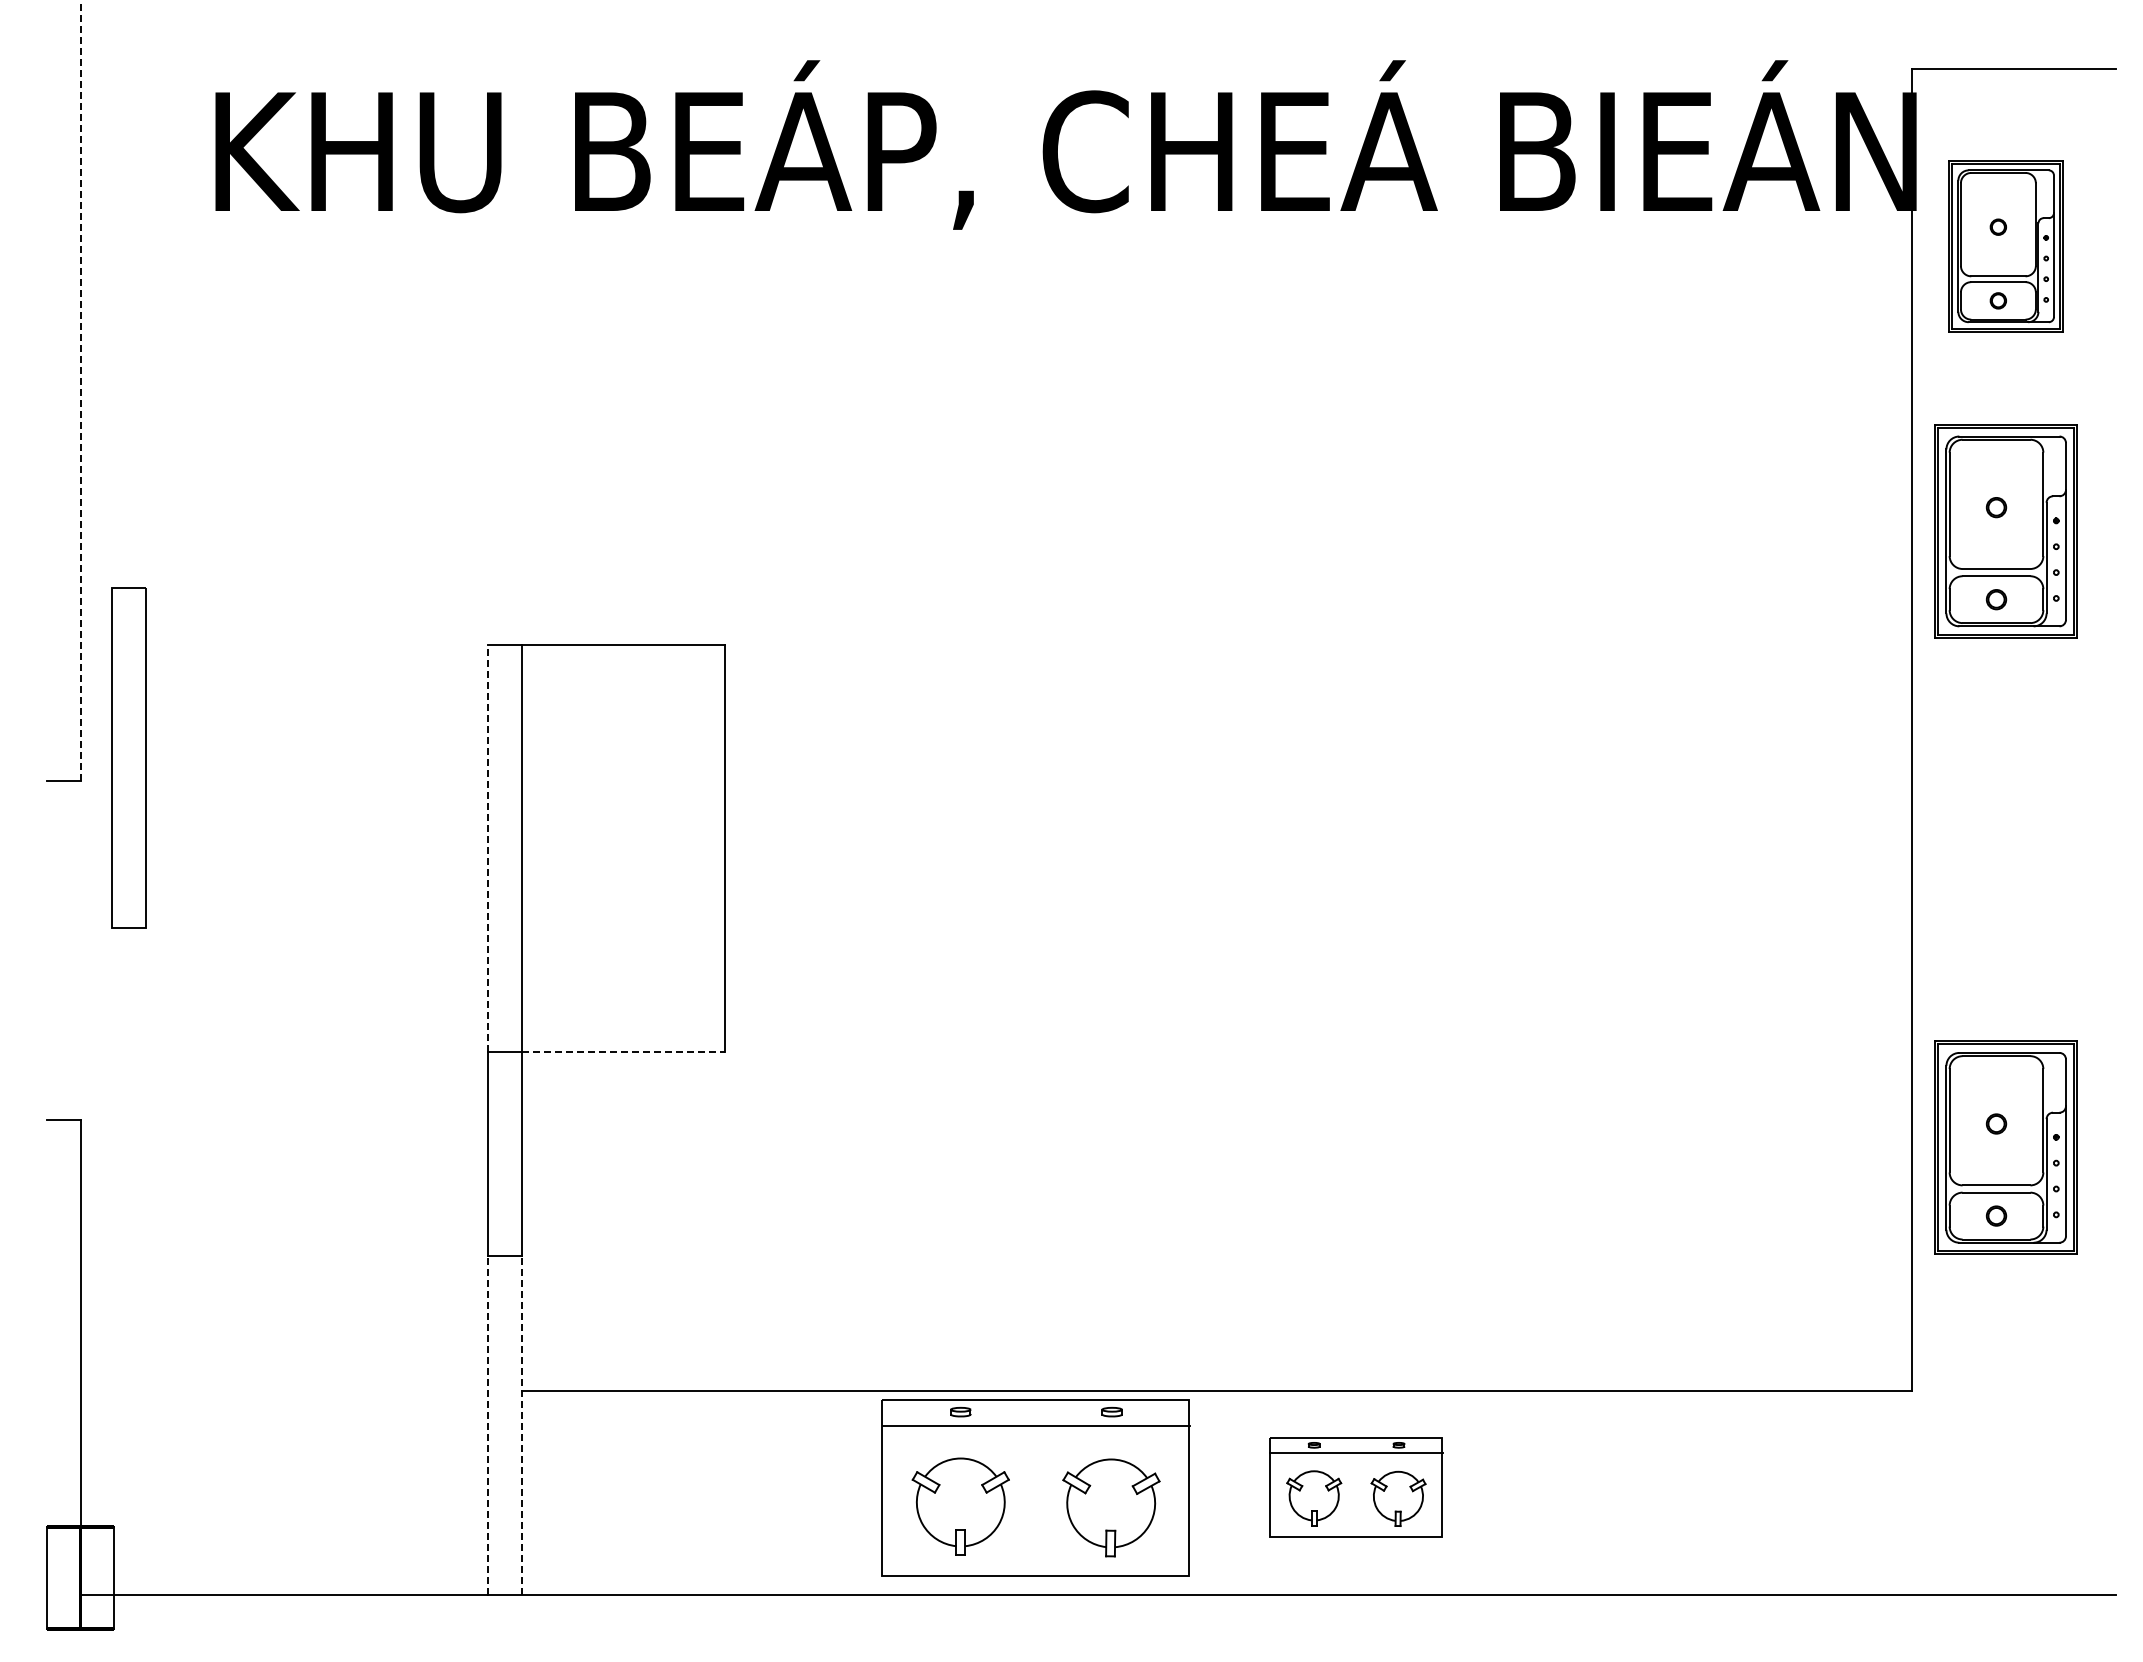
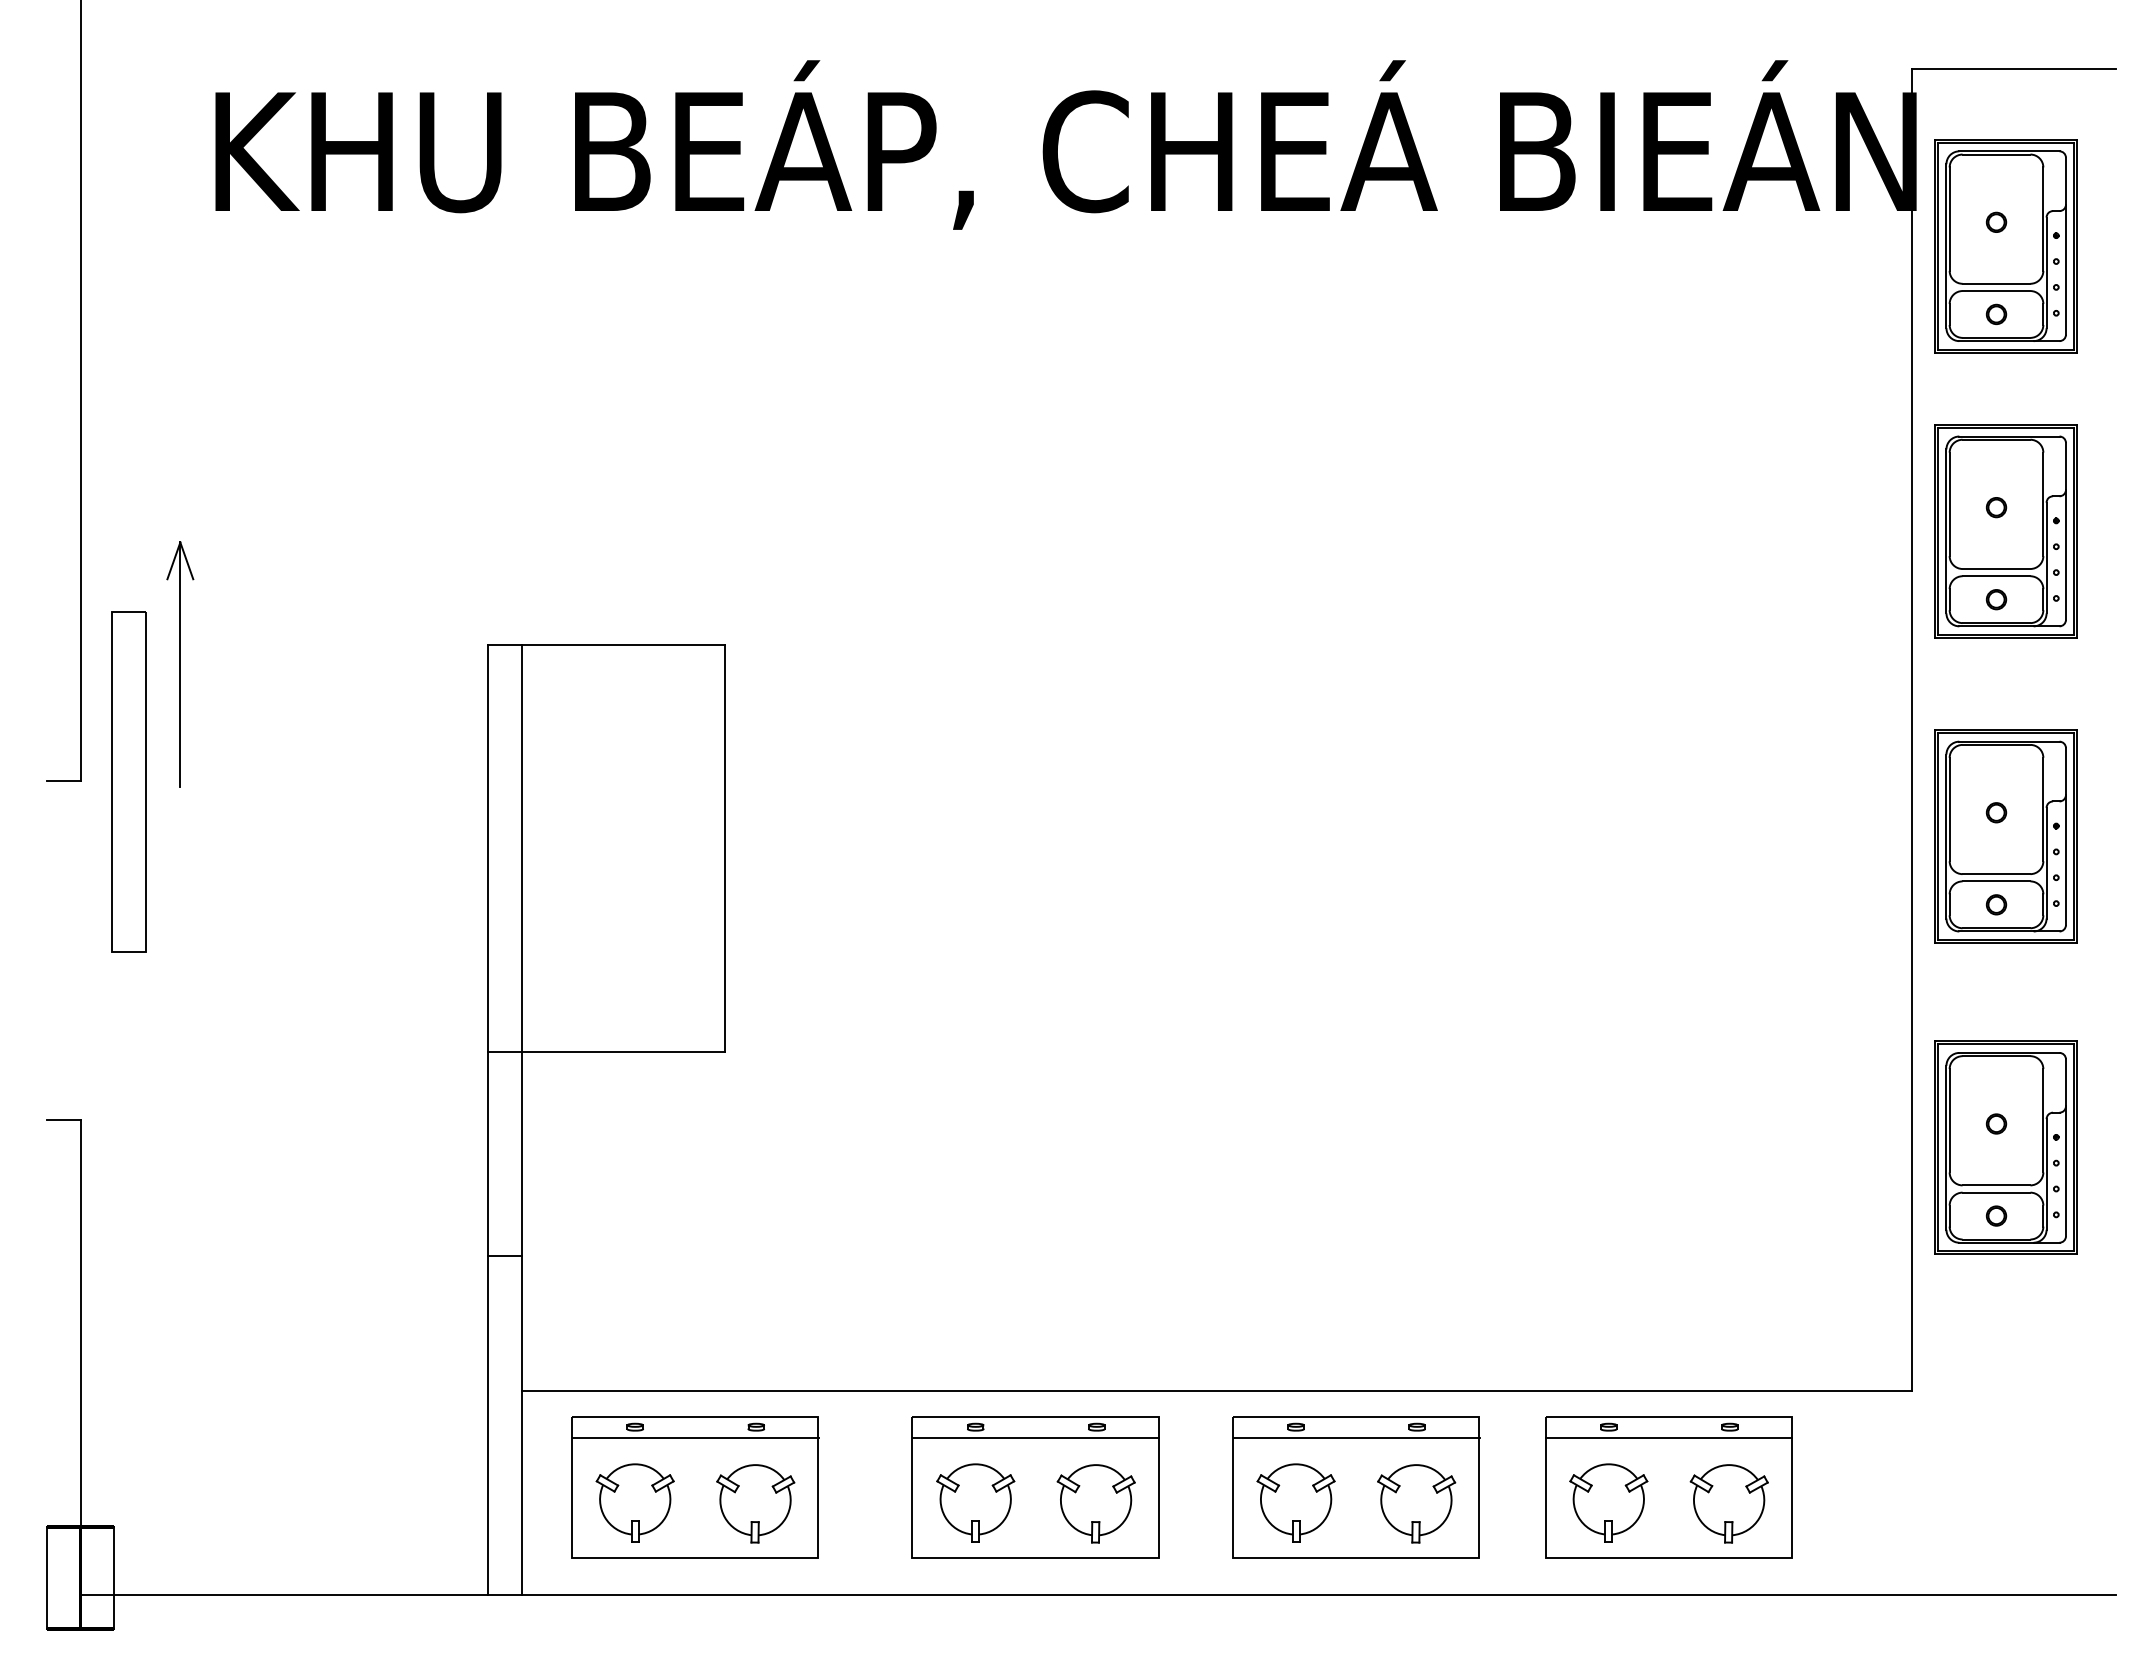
part size: 116x173 px -> 144x215 px (2005, 246)
line: dashed -> solid (80, 390)
part: none -> present (180, 664)
part position: (128, 757) -> (128, 781) (128, 781)
part: none -> present (2005, 836)
line: dashed -> solid (487, 848)
line: dashed -> solid (623, 1052)
line: dashed -> solid (487, 1425)
line: dashed -> solid (521, 1425)
part: none -> present (695, 1487)
part size: 310x178 px -> 249x143 px (1035, 1487)
part size: 175x101 px -> 249x143 px (1356, 1487)
part: none -> present (1668, 1487)
